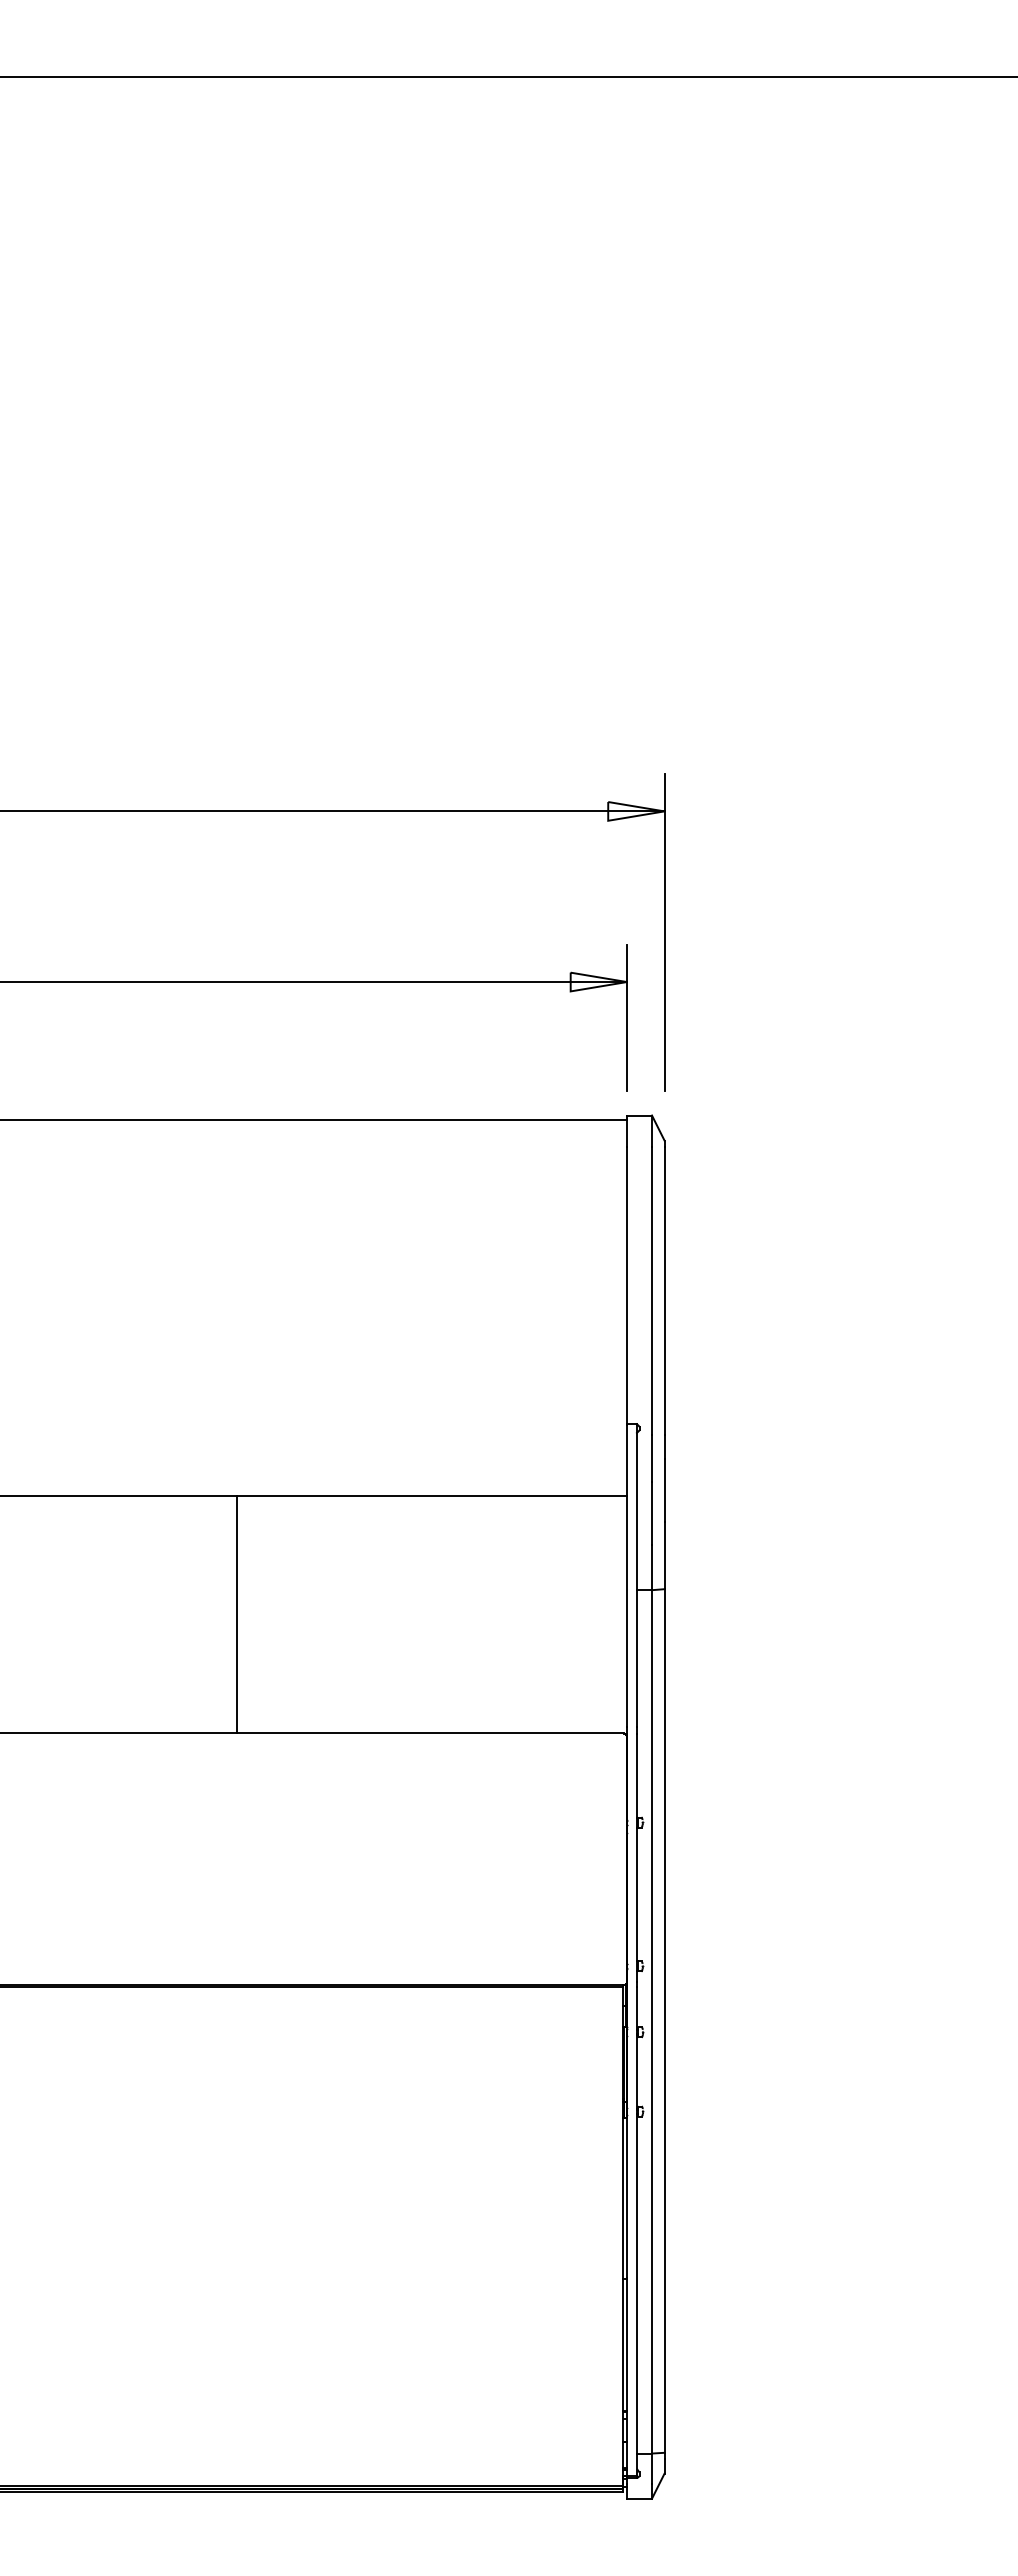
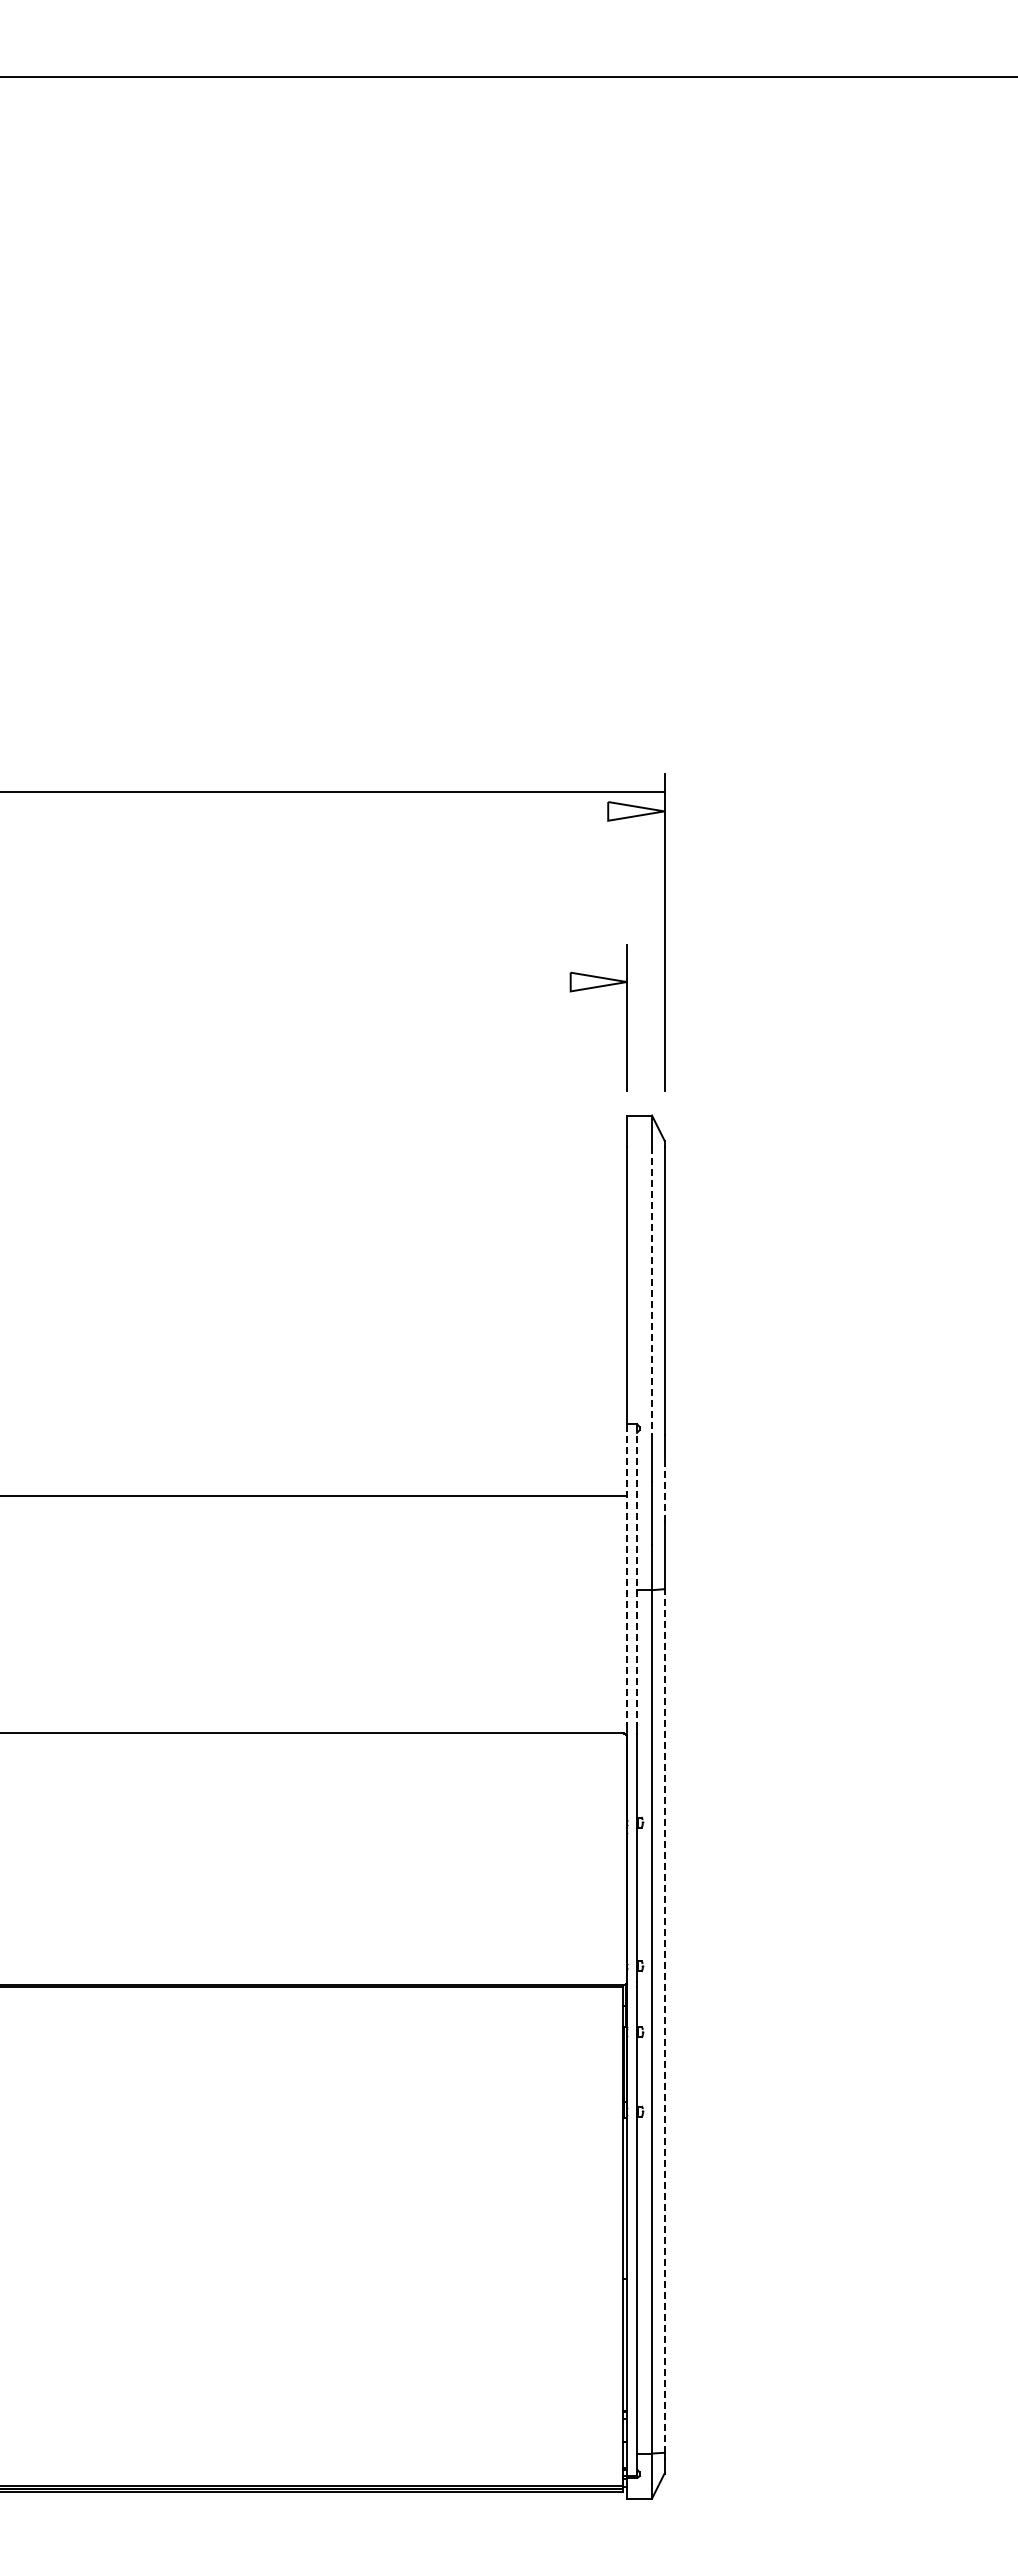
line position: (333, 811) -> (333, 792) (333, 792)
line: present -> none (314, 982)
line: present -> none (314, 1120)
line: solid -> dashed (652, 1291)
line: solid -> dashed (664, 1489)
line: solid -> dashed (626, 1576)
line: solid -> dashed (637, 1576)
line: present -> none (237, 1614)
line: solid -> dashed (664, 2021)
